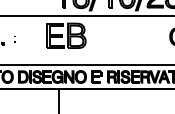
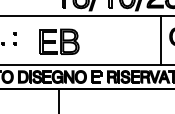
part position: (66, 35) -> (59, 41) (59, 41)
part size: 2x7 px -> 4x14 px (14, 38)
line: none -> present (160, 39)
